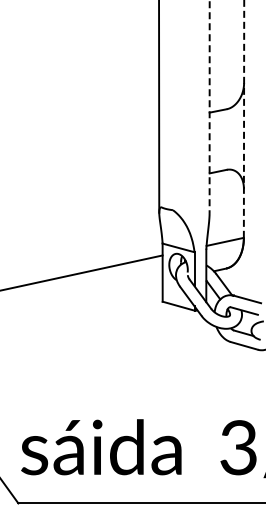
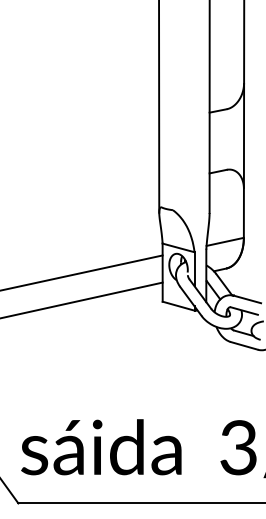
line: dashed -> solid (209, 107)
line: dashed -> solid (244, 119)
line: none -> present (82, 299)
